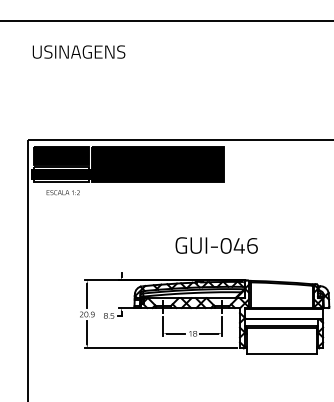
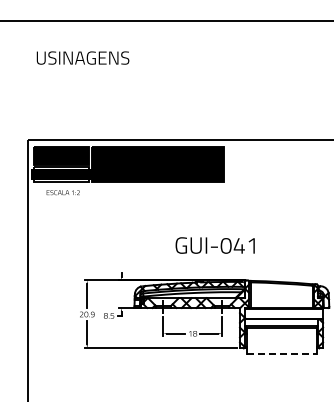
text position: (78, 51) -> (82, 57) (82, 57)
text: GUI-046 -> GUI-041 (252, 245)
line: solid -> dashed (282, 353)
